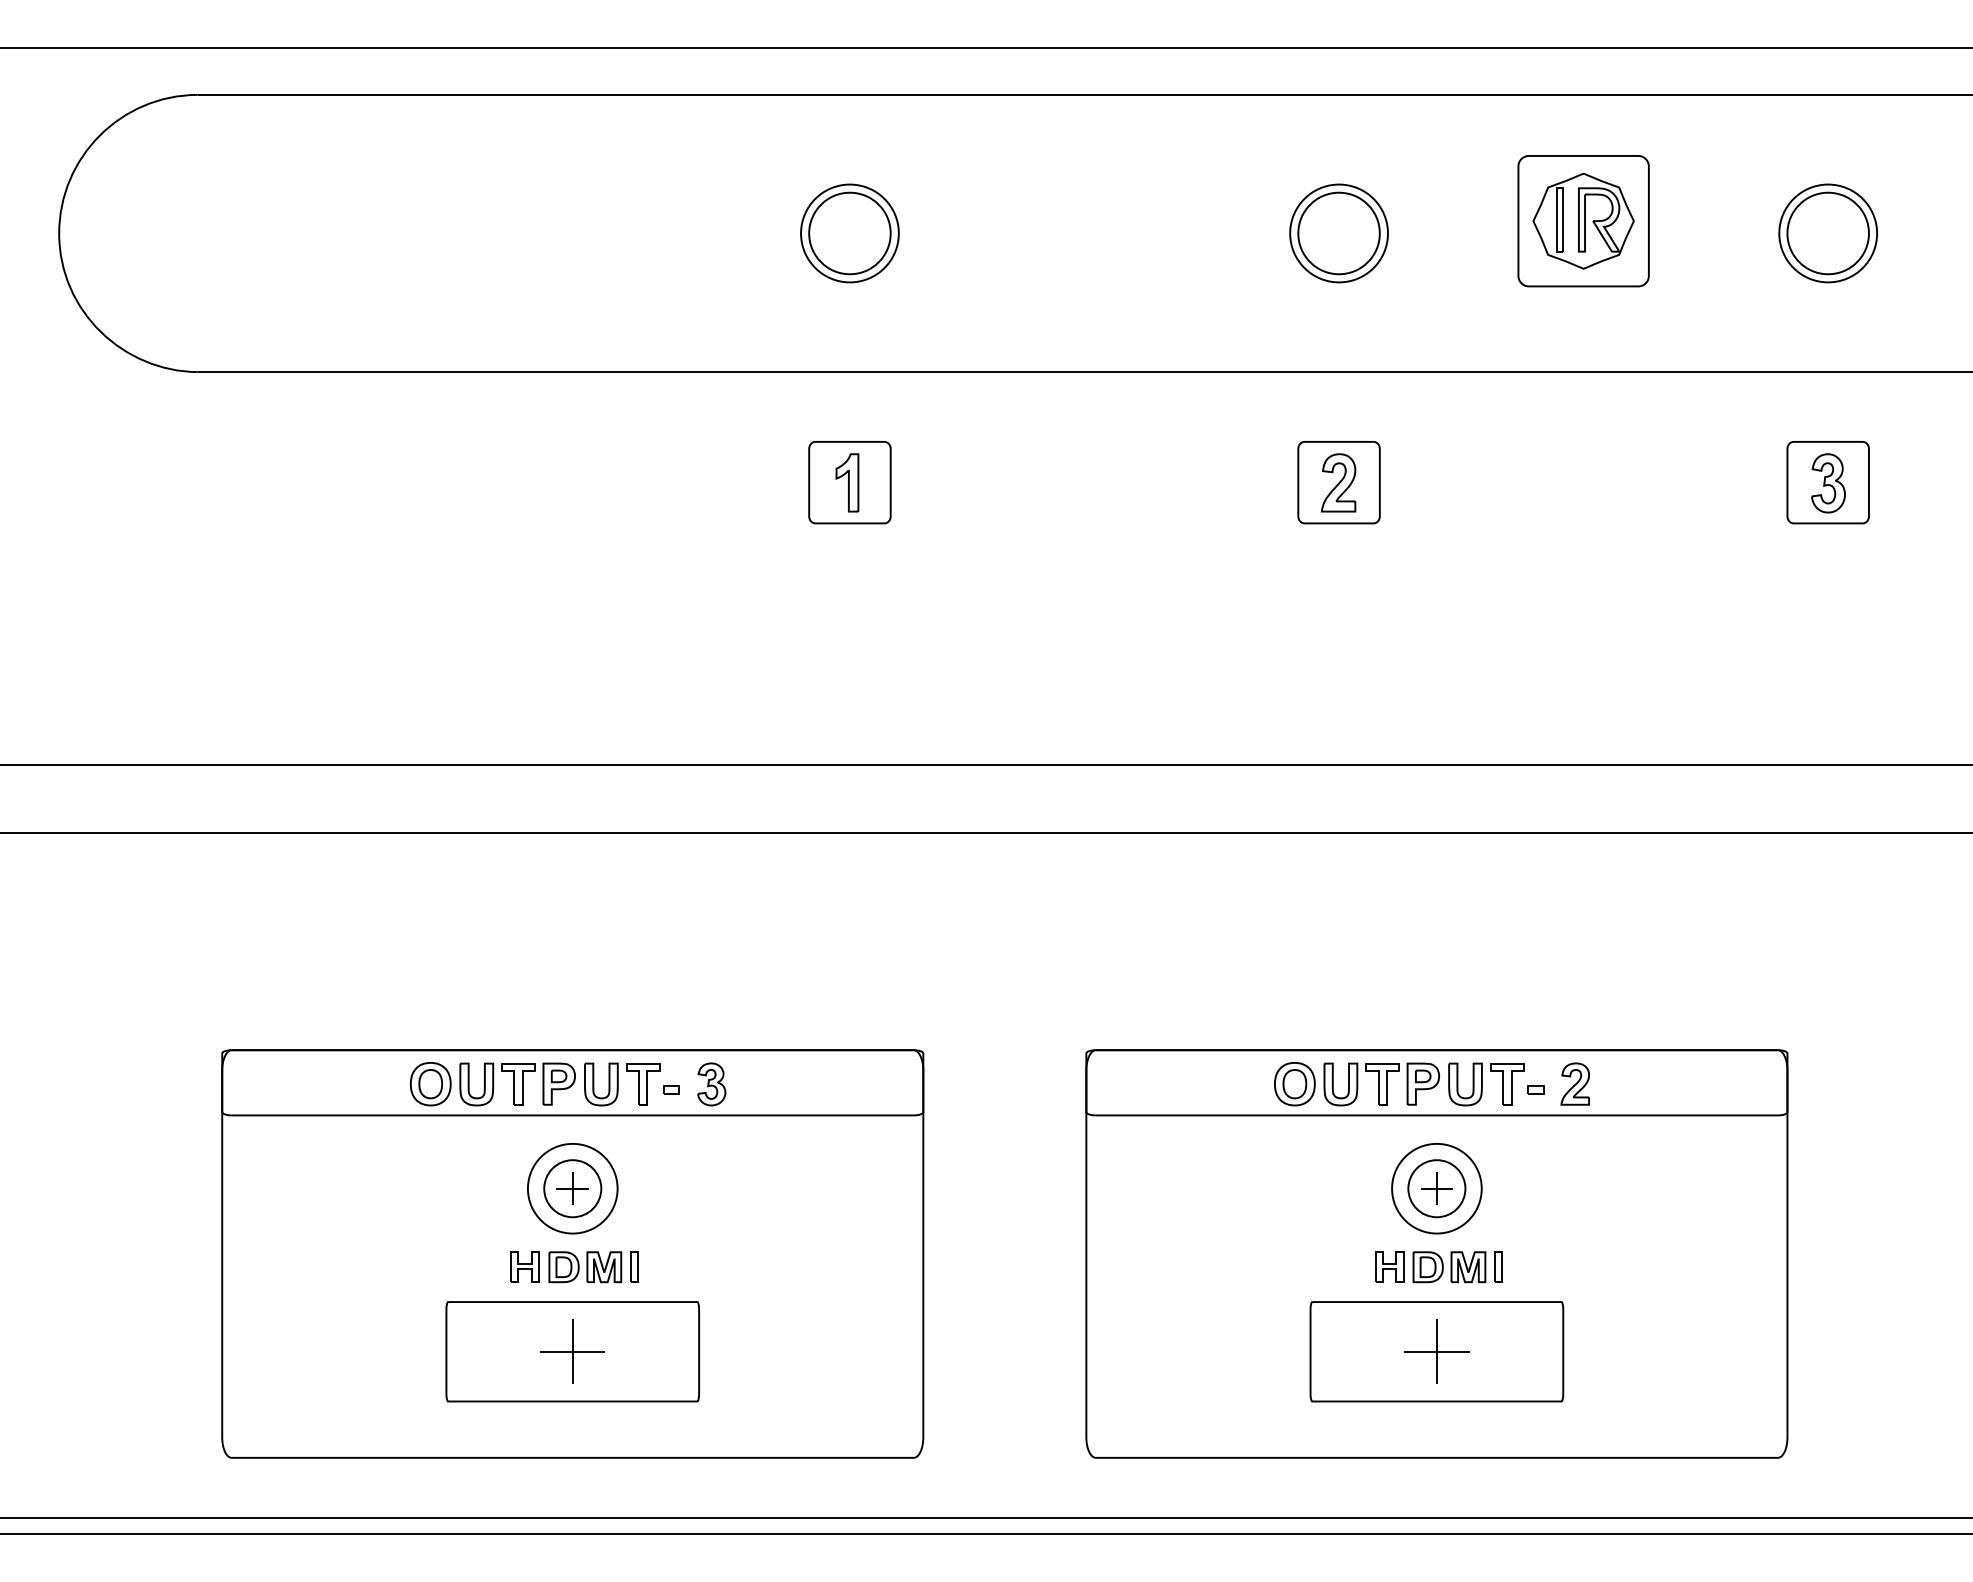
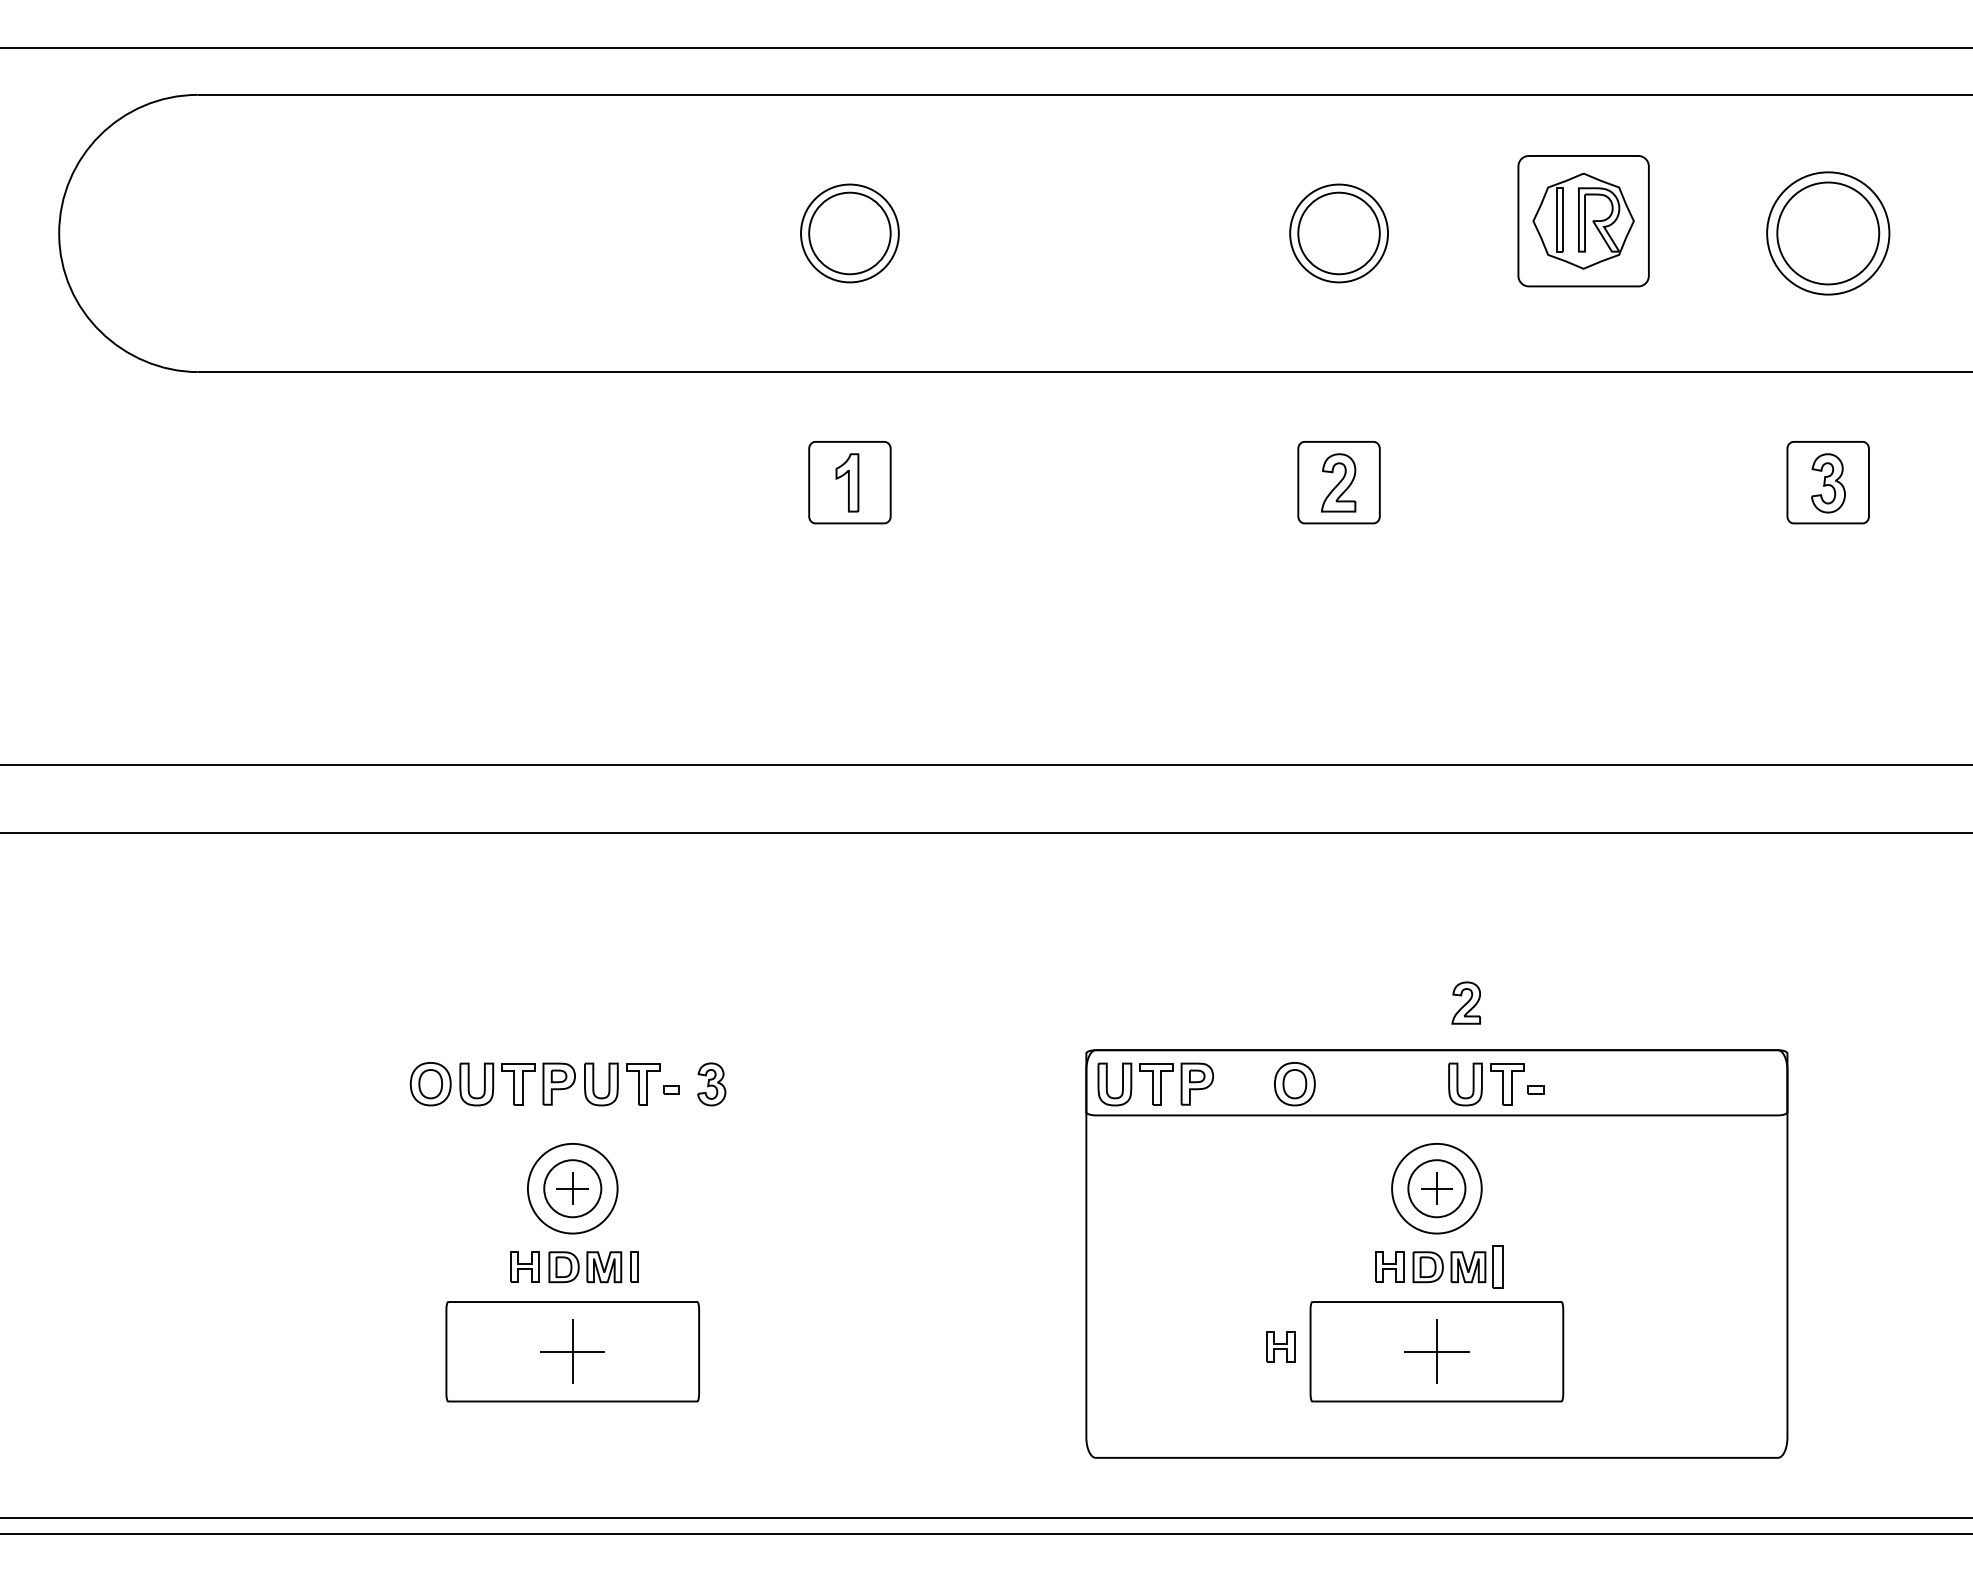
part size: 100x101 px -> 125x125 px (1828, 233)
part position: (1574, 1083) -> (1465, 1002) (1465, 1002)
part position: (1381, 1084) -> (1155, 1084) (1155, 1084)
part: present -> none (572, 1253)
part size: 9x32 px -> 12x44 px (1497, 1266)
part: none -> present (1280, 1346)
